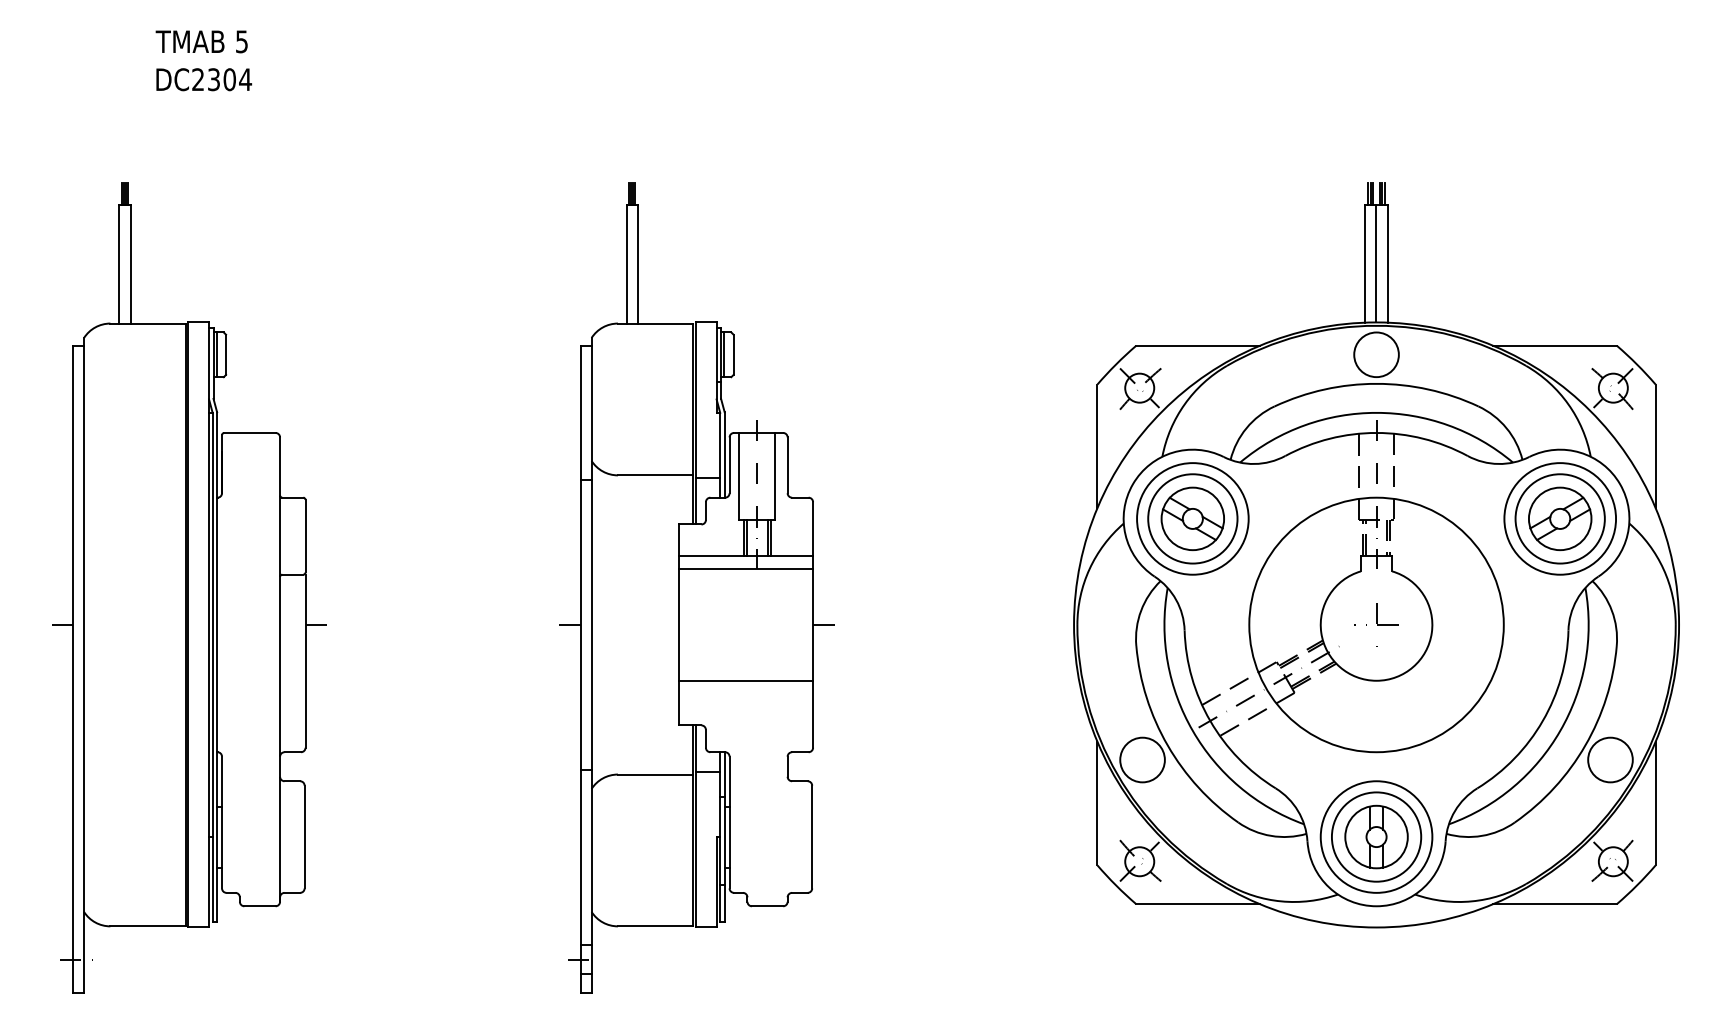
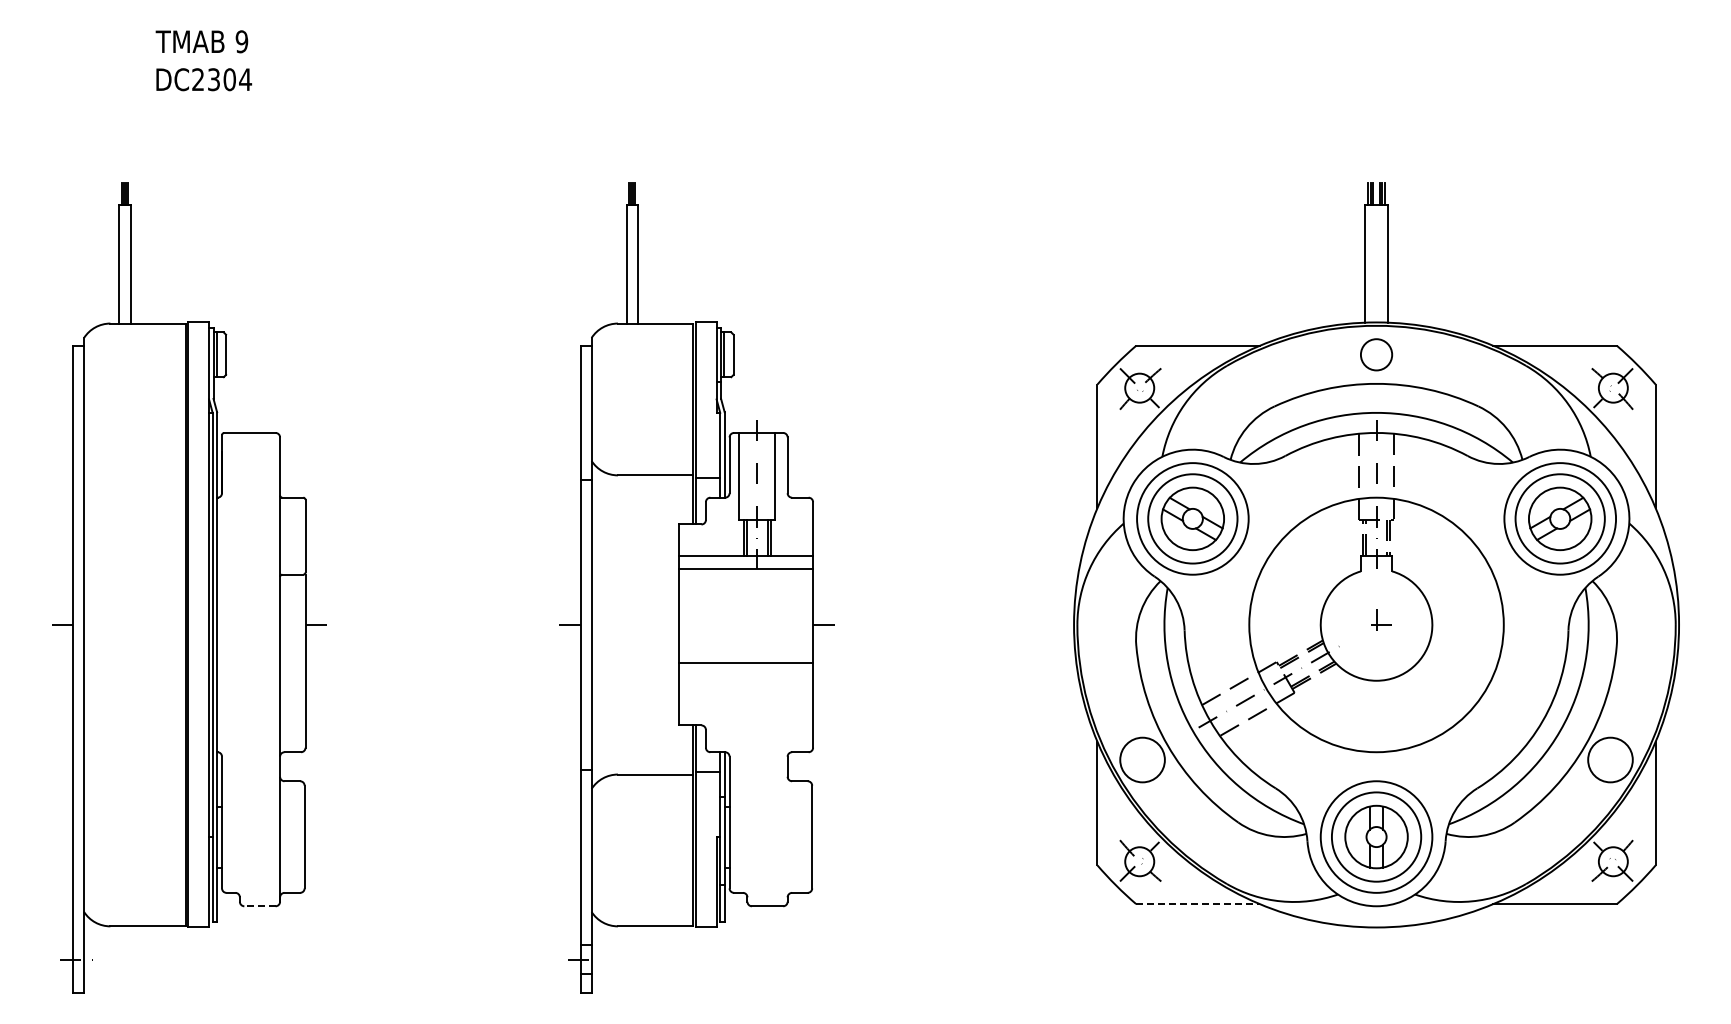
text: 5 -> 9 (241, 41)
line: present -> none (1376, 263)
circle diameter: 45 px -> 31 px (1376, 354)
part size: 45x44 px -> 21x22 px (1381, 619)
line position: (746, 680) -> (746, 662) (746, 662)
line: solid -> dashed (1197, 904)
line: solid -> dashed (259, 906)
